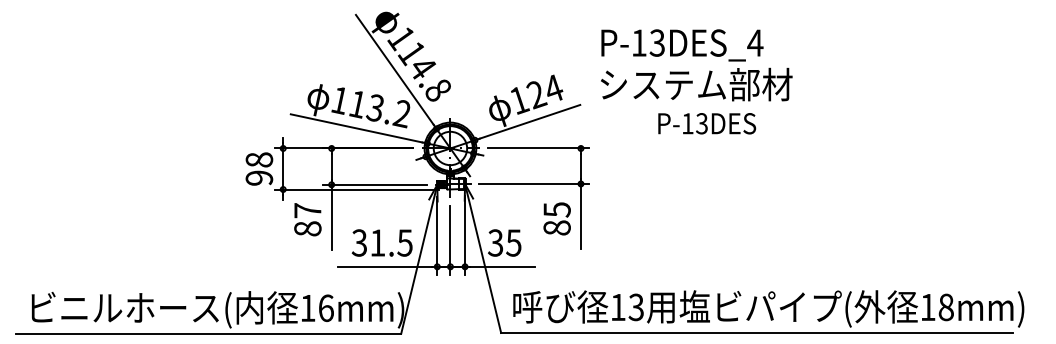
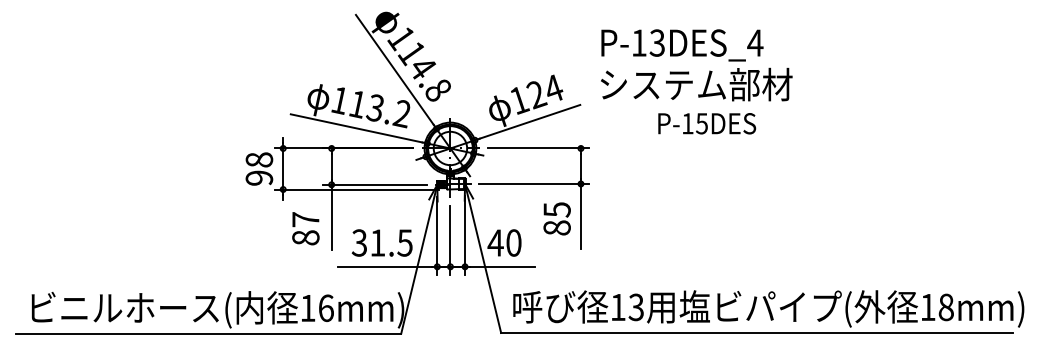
text: P-13DES -> P-15DES (701, 123)
text position: (307, 219) -> (305, 228) (305, 228)
text: 35 -> 40 (504, 242)
